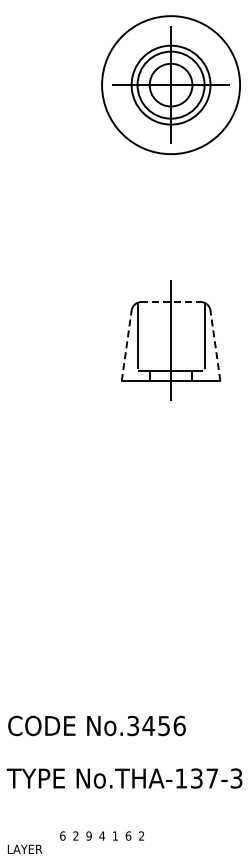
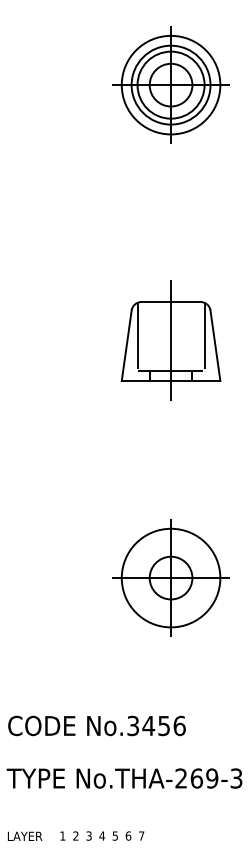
circle diameter: 138 px -> 99 px (170, 84)
line: dashed -> solid (171, 302)
line: dashed -> solid (126, 345)
line: dashed -> solid (215, 345)
part: none -> present (170, 577)
text: No.THA-137-3 -> No.THA-269-3 (196, 778)
text: 6 -> 1 (62, 835)
text: 9 -> 3 (88, 835)
text: 1 -> 5 (114, 835)
text: 2 -> 7 (141, 835)
text position: (25, 848) -> (25, 835) (25, 835)
